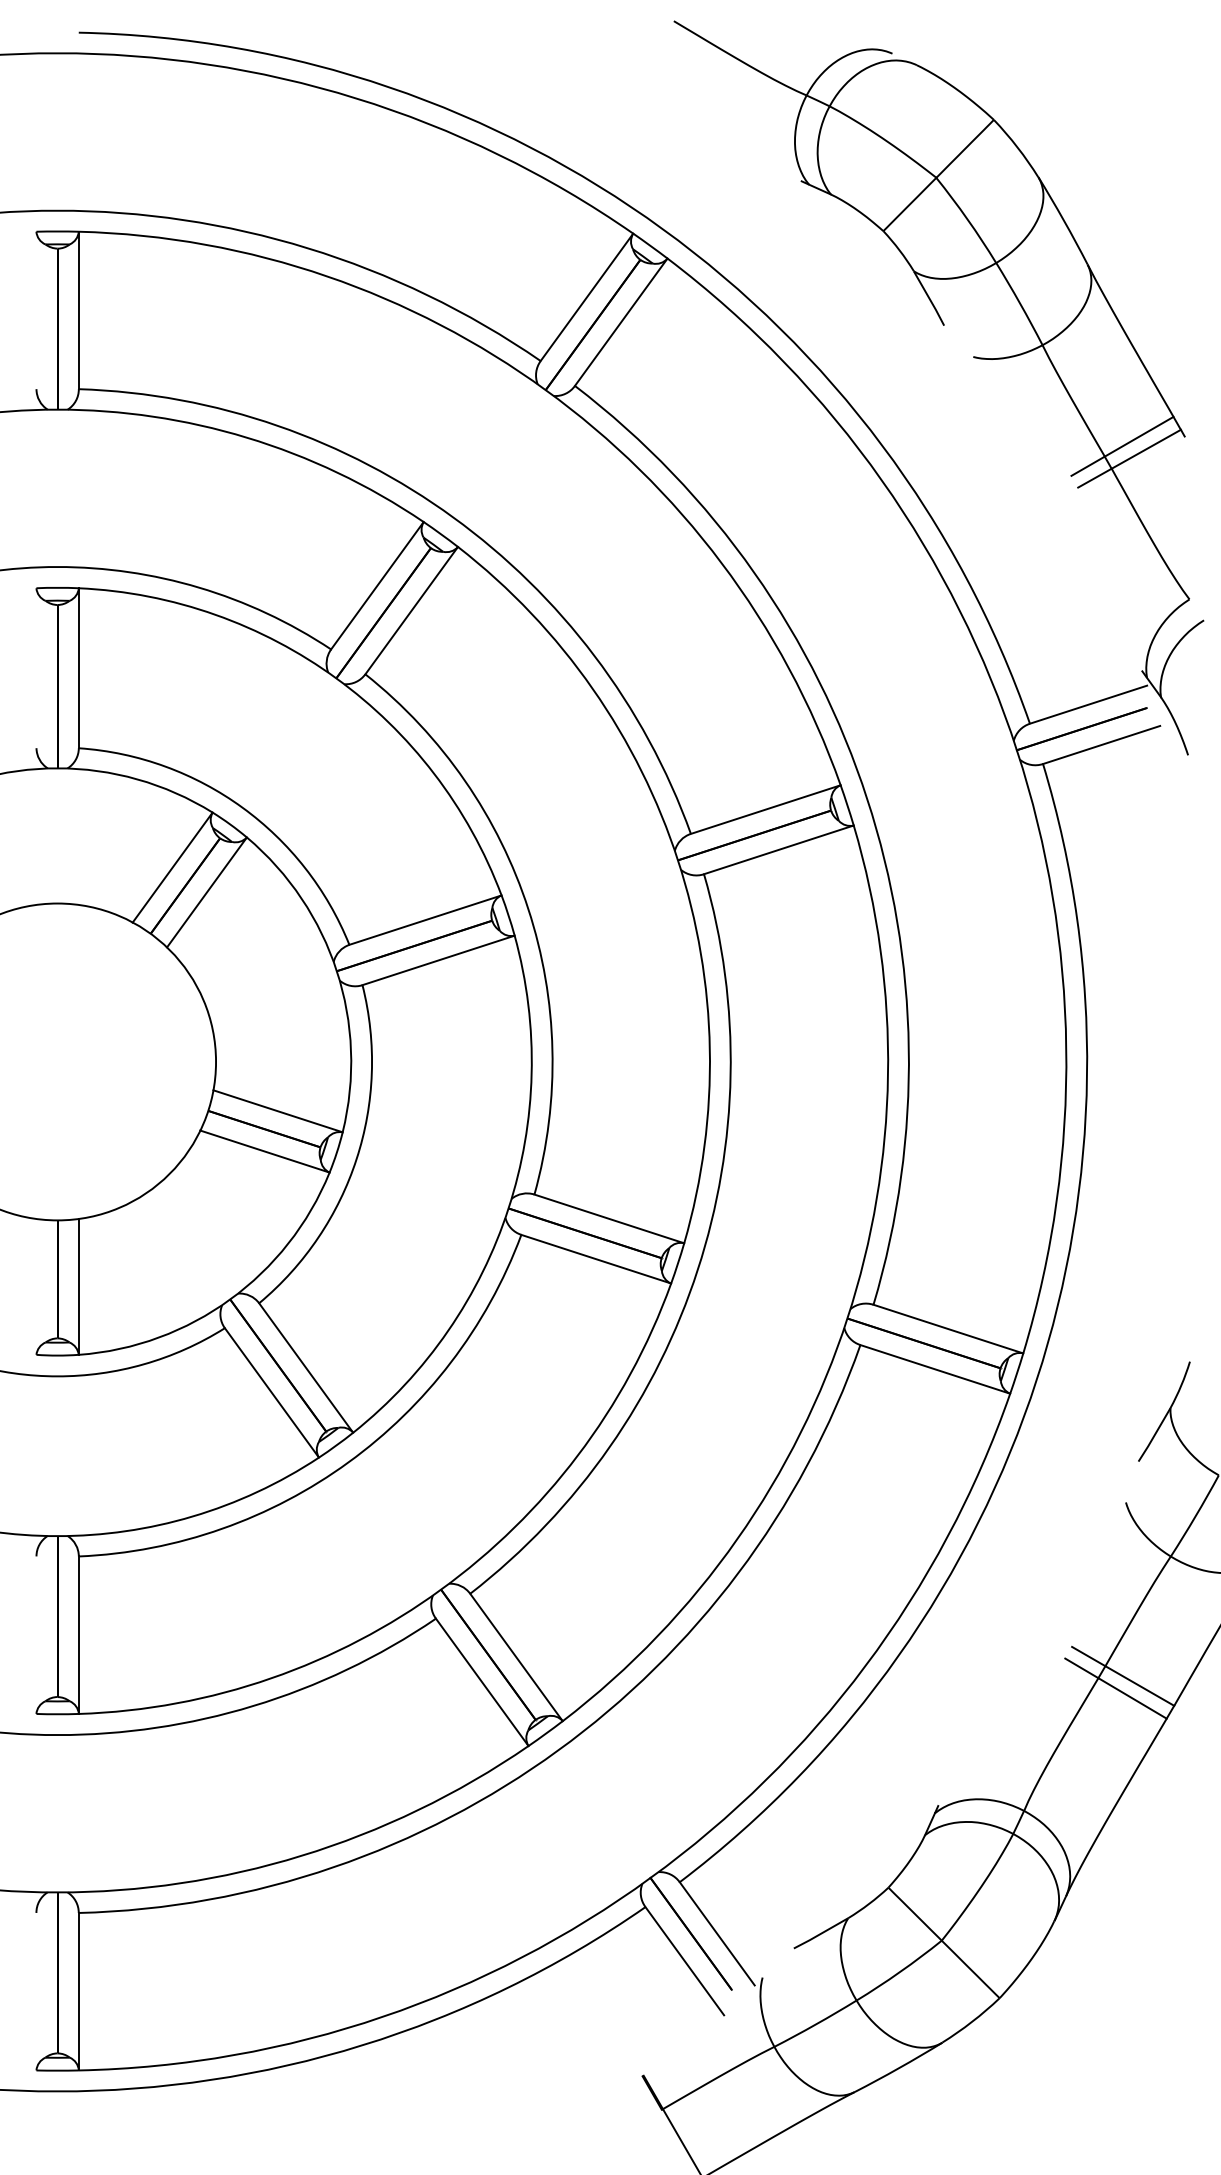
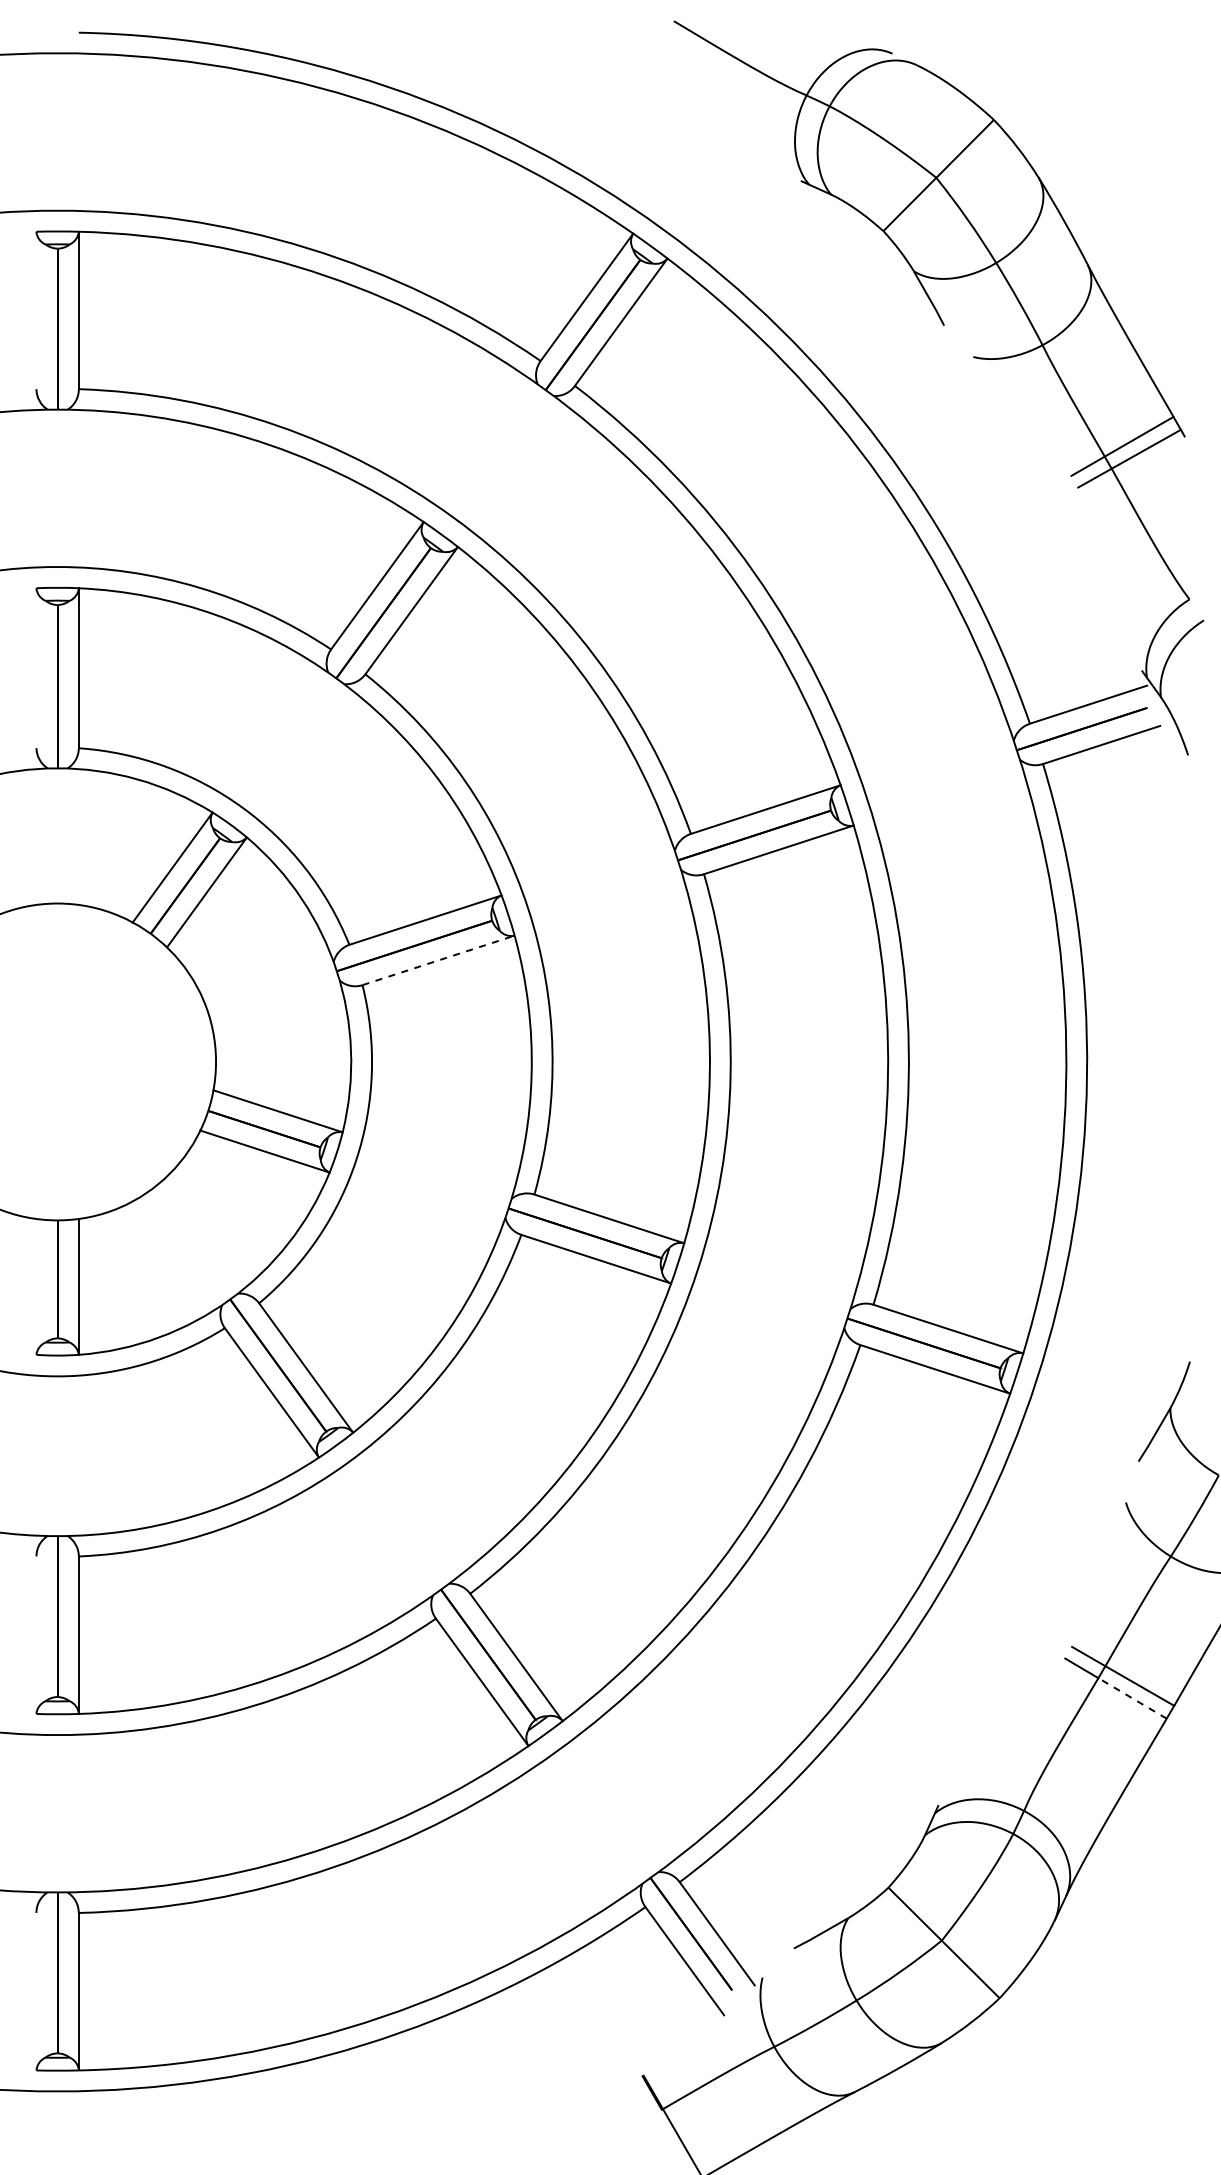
line: solid -> dashed (438, 960)
line: solid -> dashed (1132, 1698)
